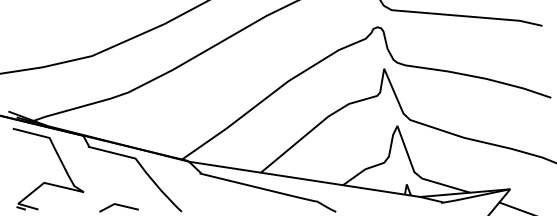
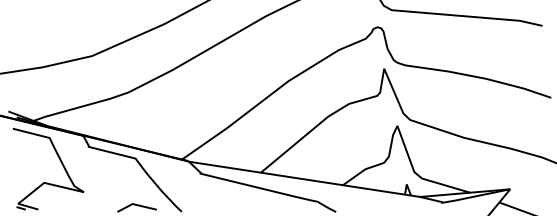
curve position: (119, 206) -> (137, 206) (137, 206)
